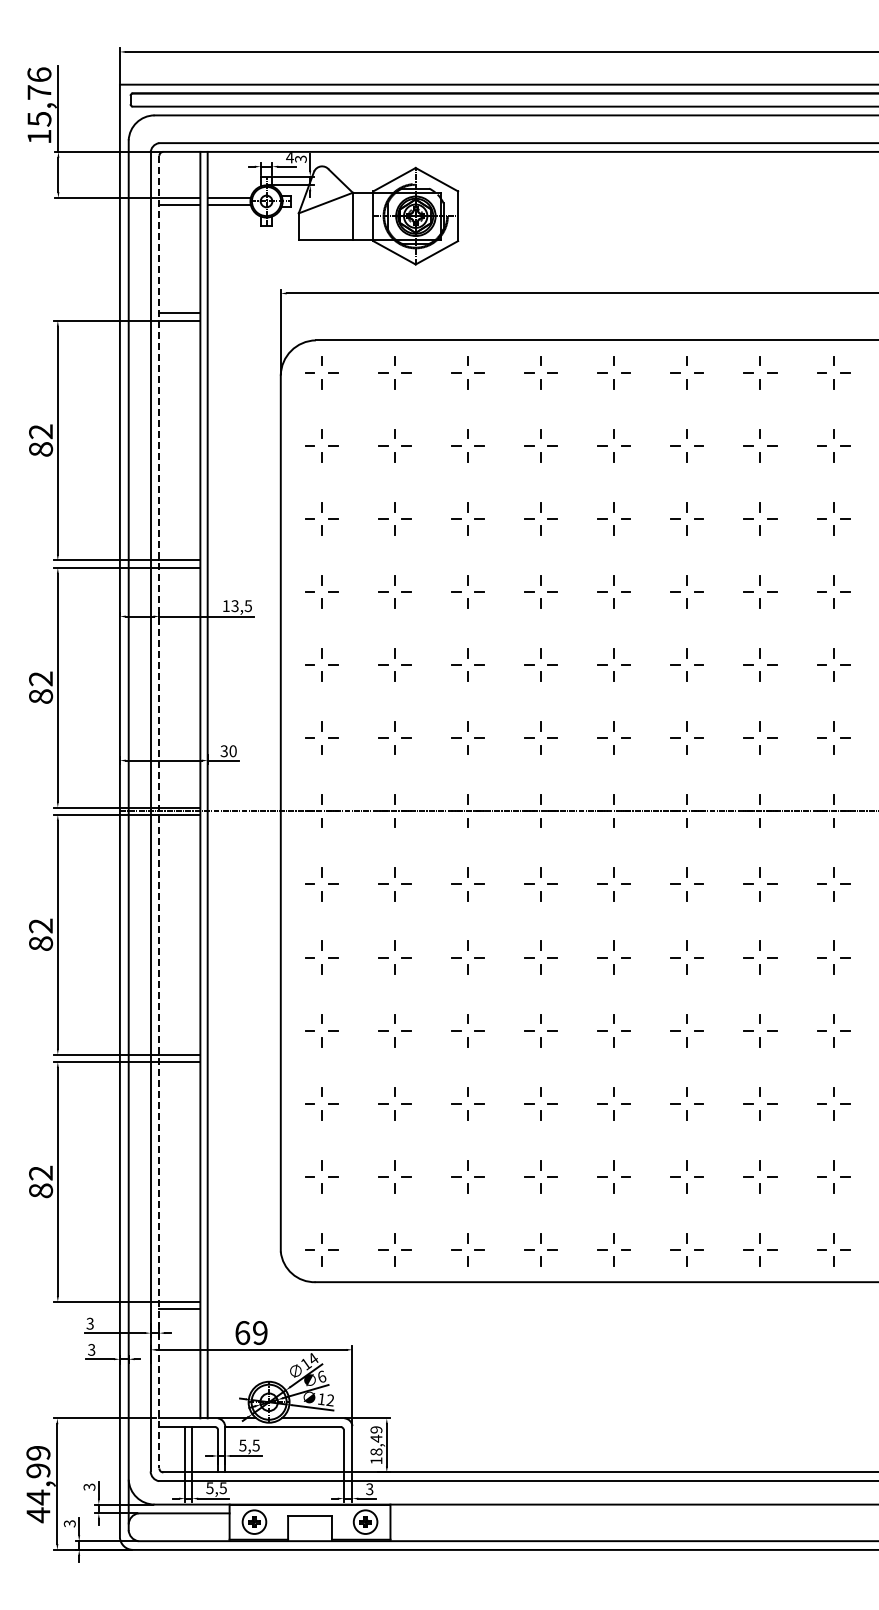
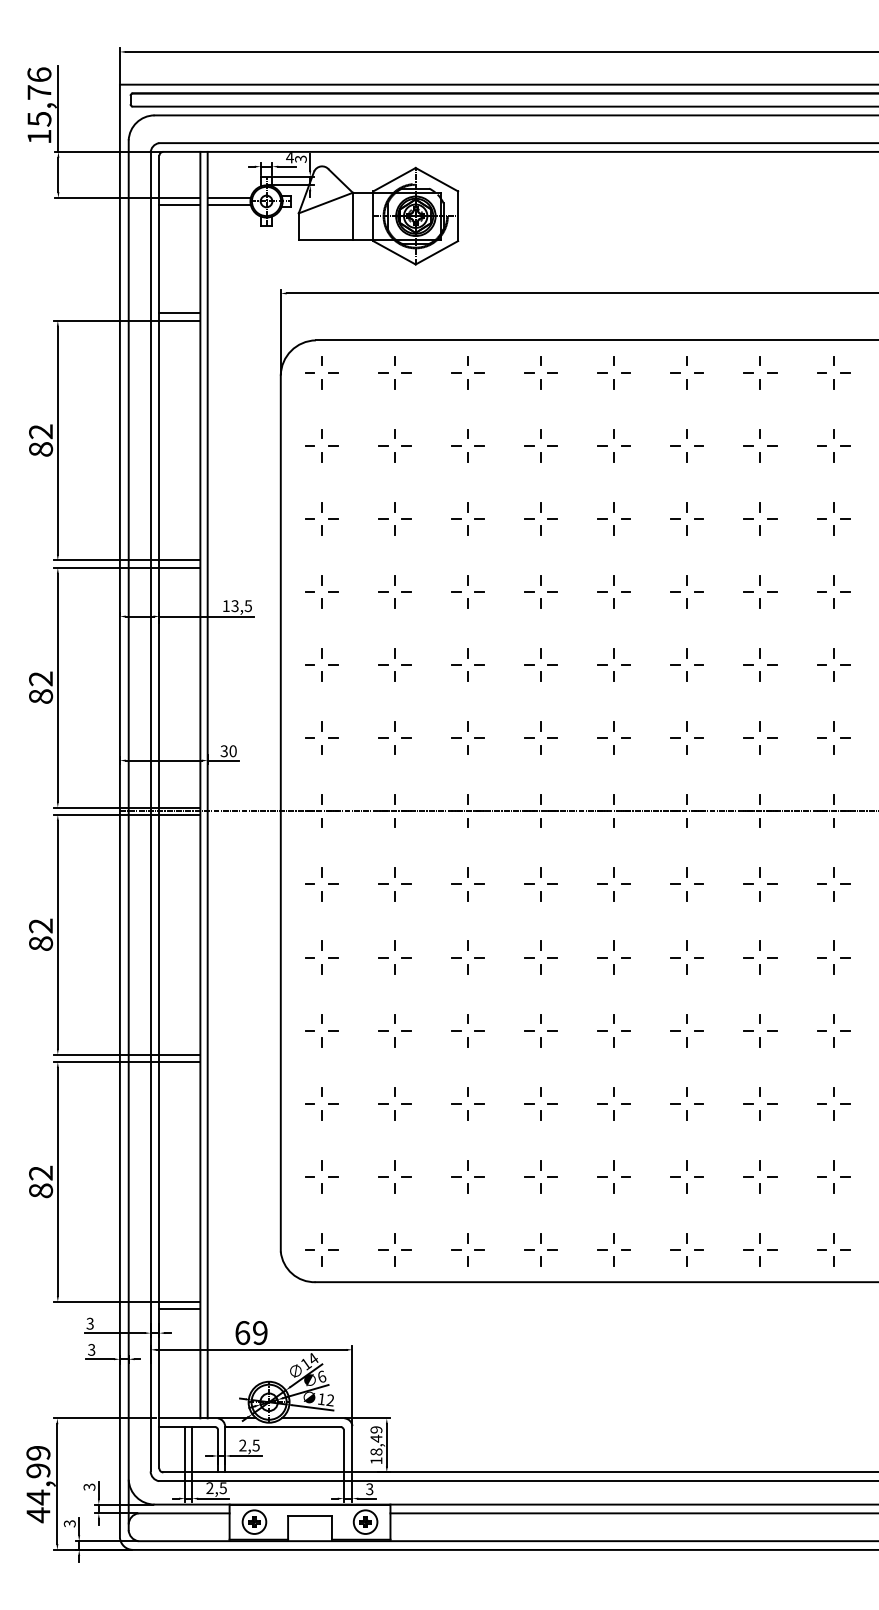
line: dashed -> solid (159, 812)
text: 5,5 -> 2,5 (242, 1445)
text: 5,5 -> 2,5 (209, 1488)
line: none -> present (632, 1513)
